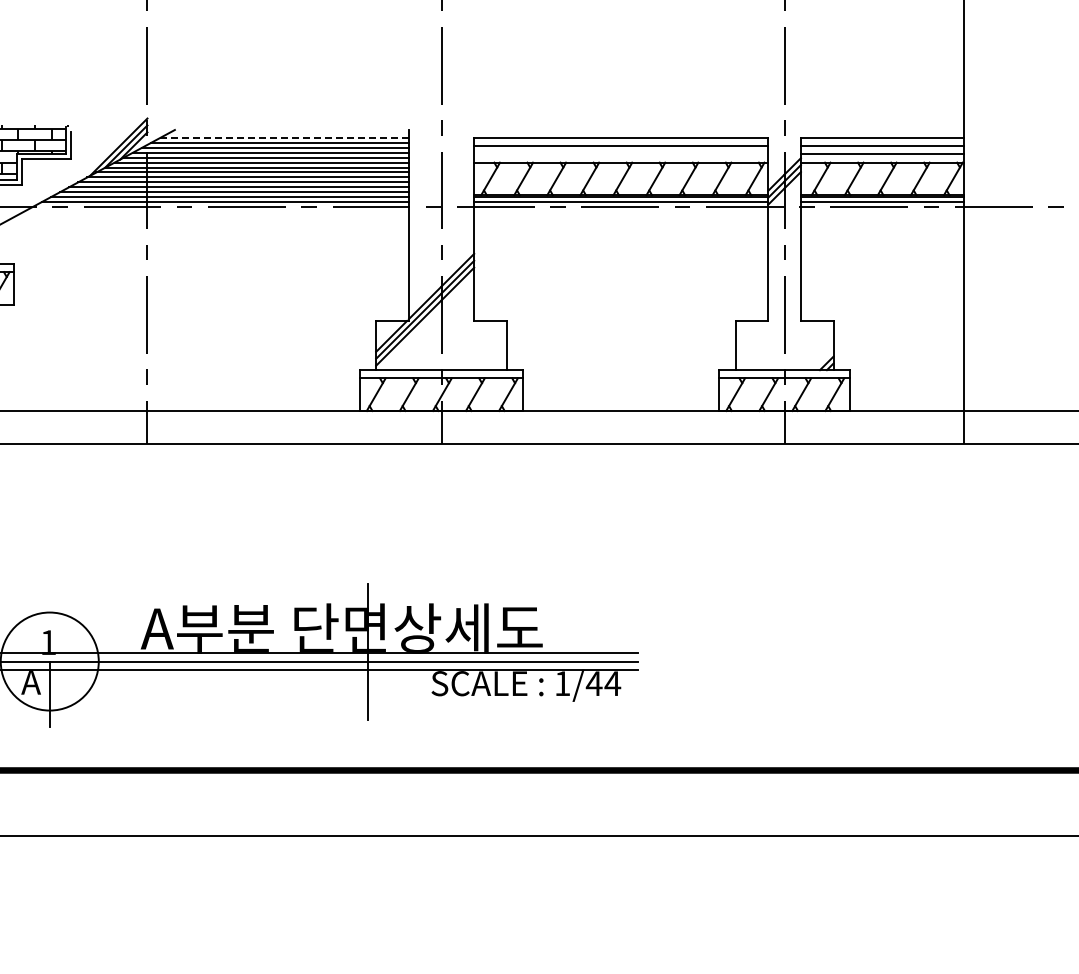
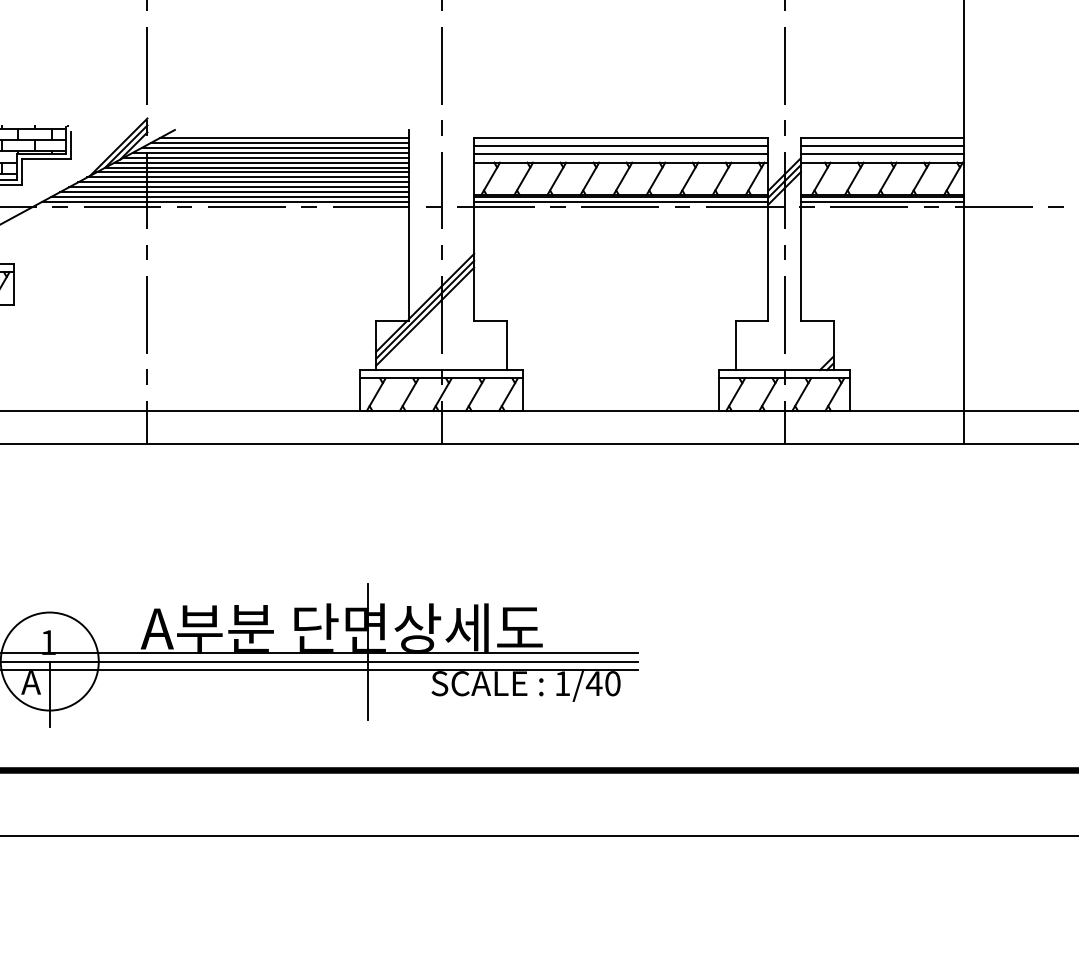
line: dashed -> solid (284, 138)
line: none -> present (621, 154)
text: 1/44 -> 1/40 (612, 683)
